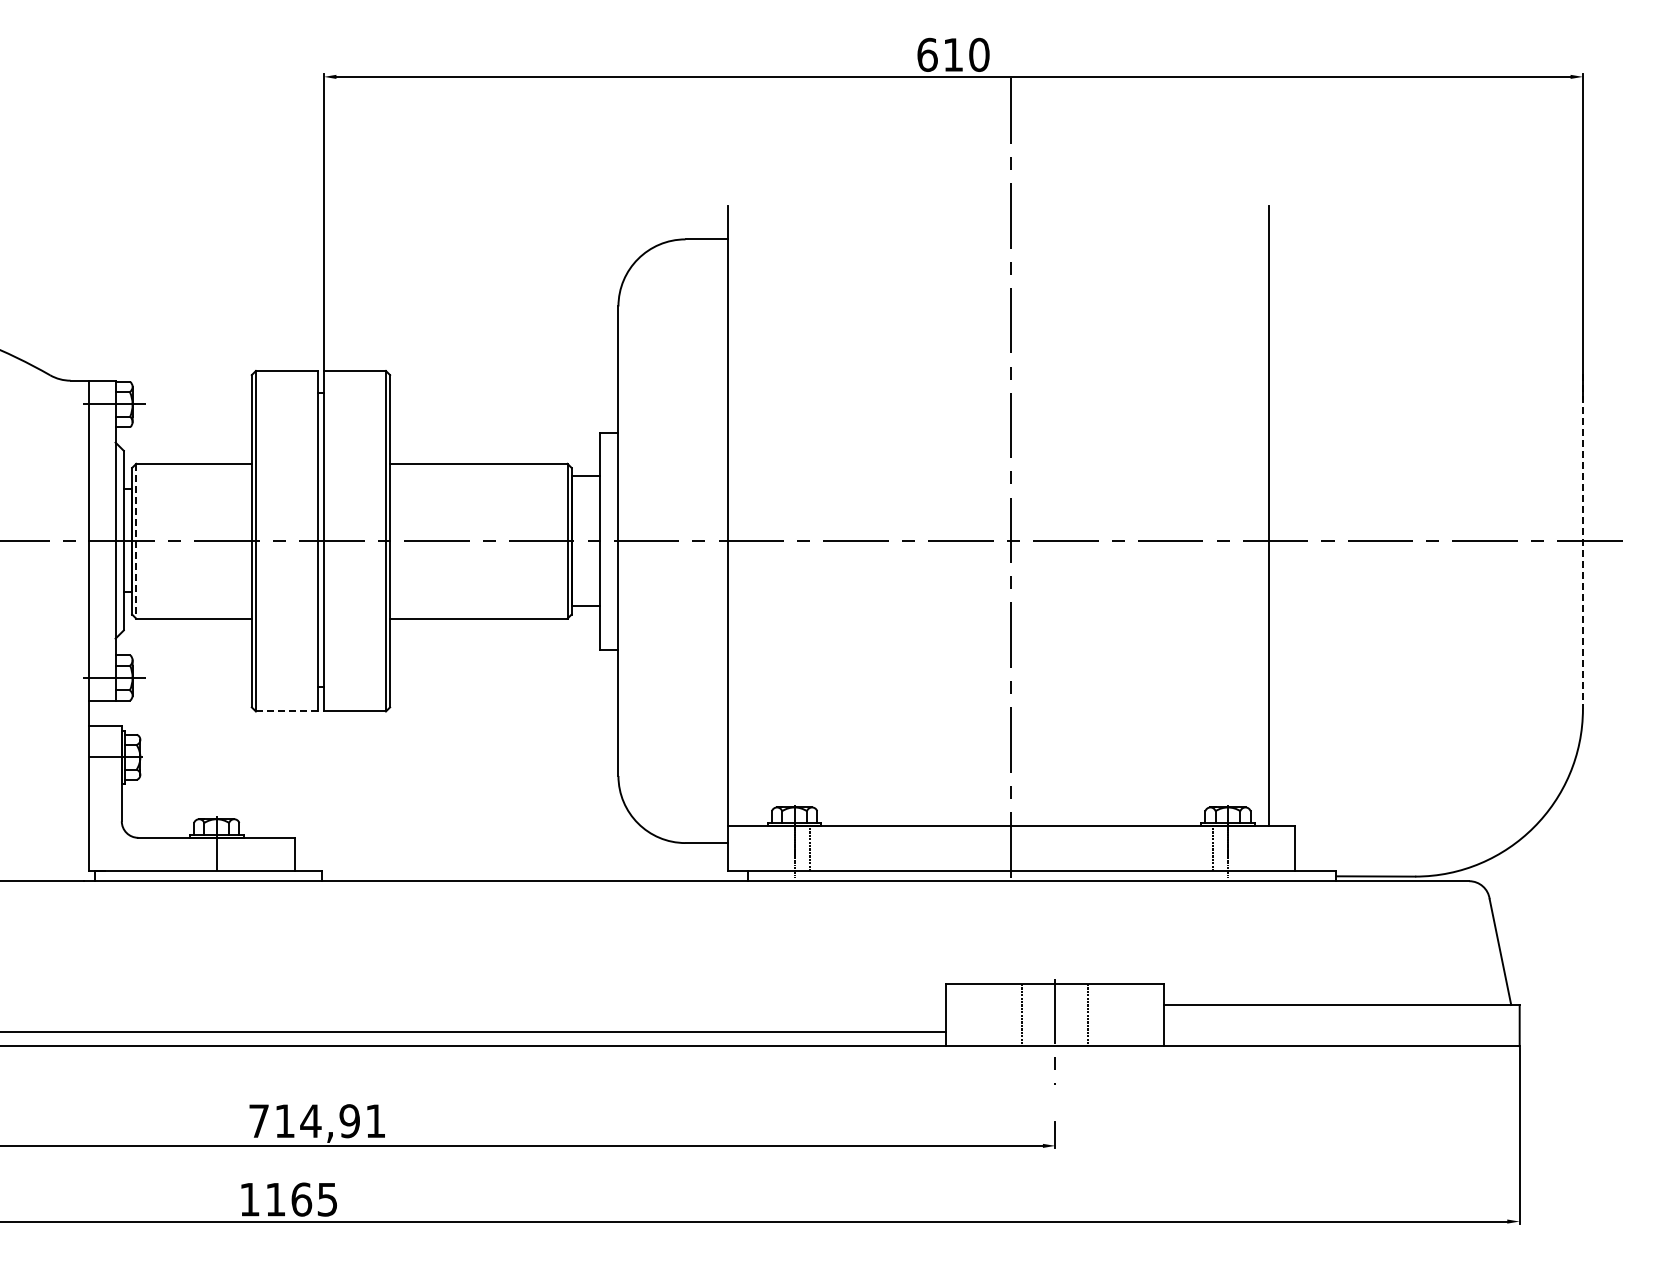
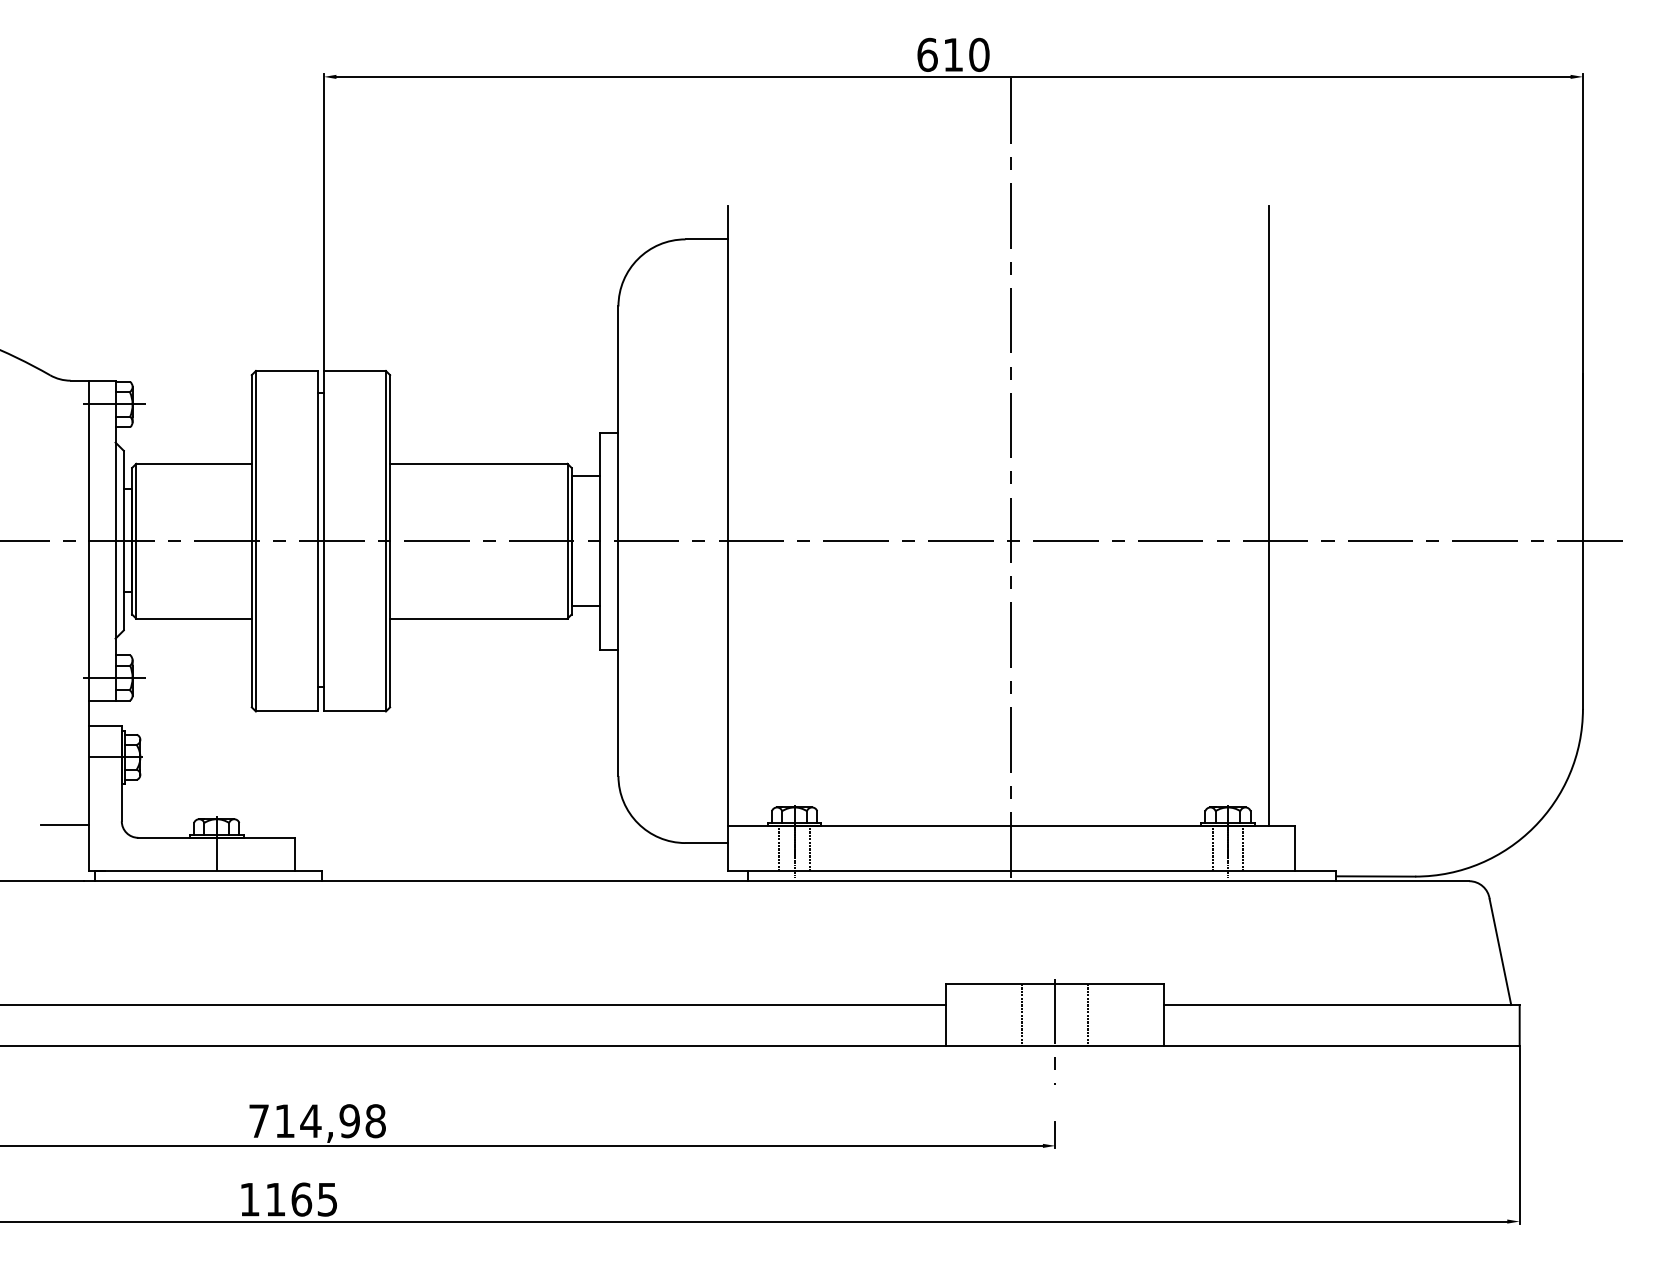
line: dashed -> solid (136, 541)
line: dashed -> solid (1582, 541)
line: dashed -> solid (286, 711)
line: none -> present (64, 825)
line: none -> present (779, 848)
line: none -> present (1243, 848)
line position: (474, 1032) -> (474, 1005) (474, 1005)
text: 714,91 -> 714,98 (375, 1121)
